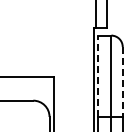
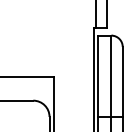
line: dashed -> solid (98, 76)
line: dashed -> solid (122, 81)
